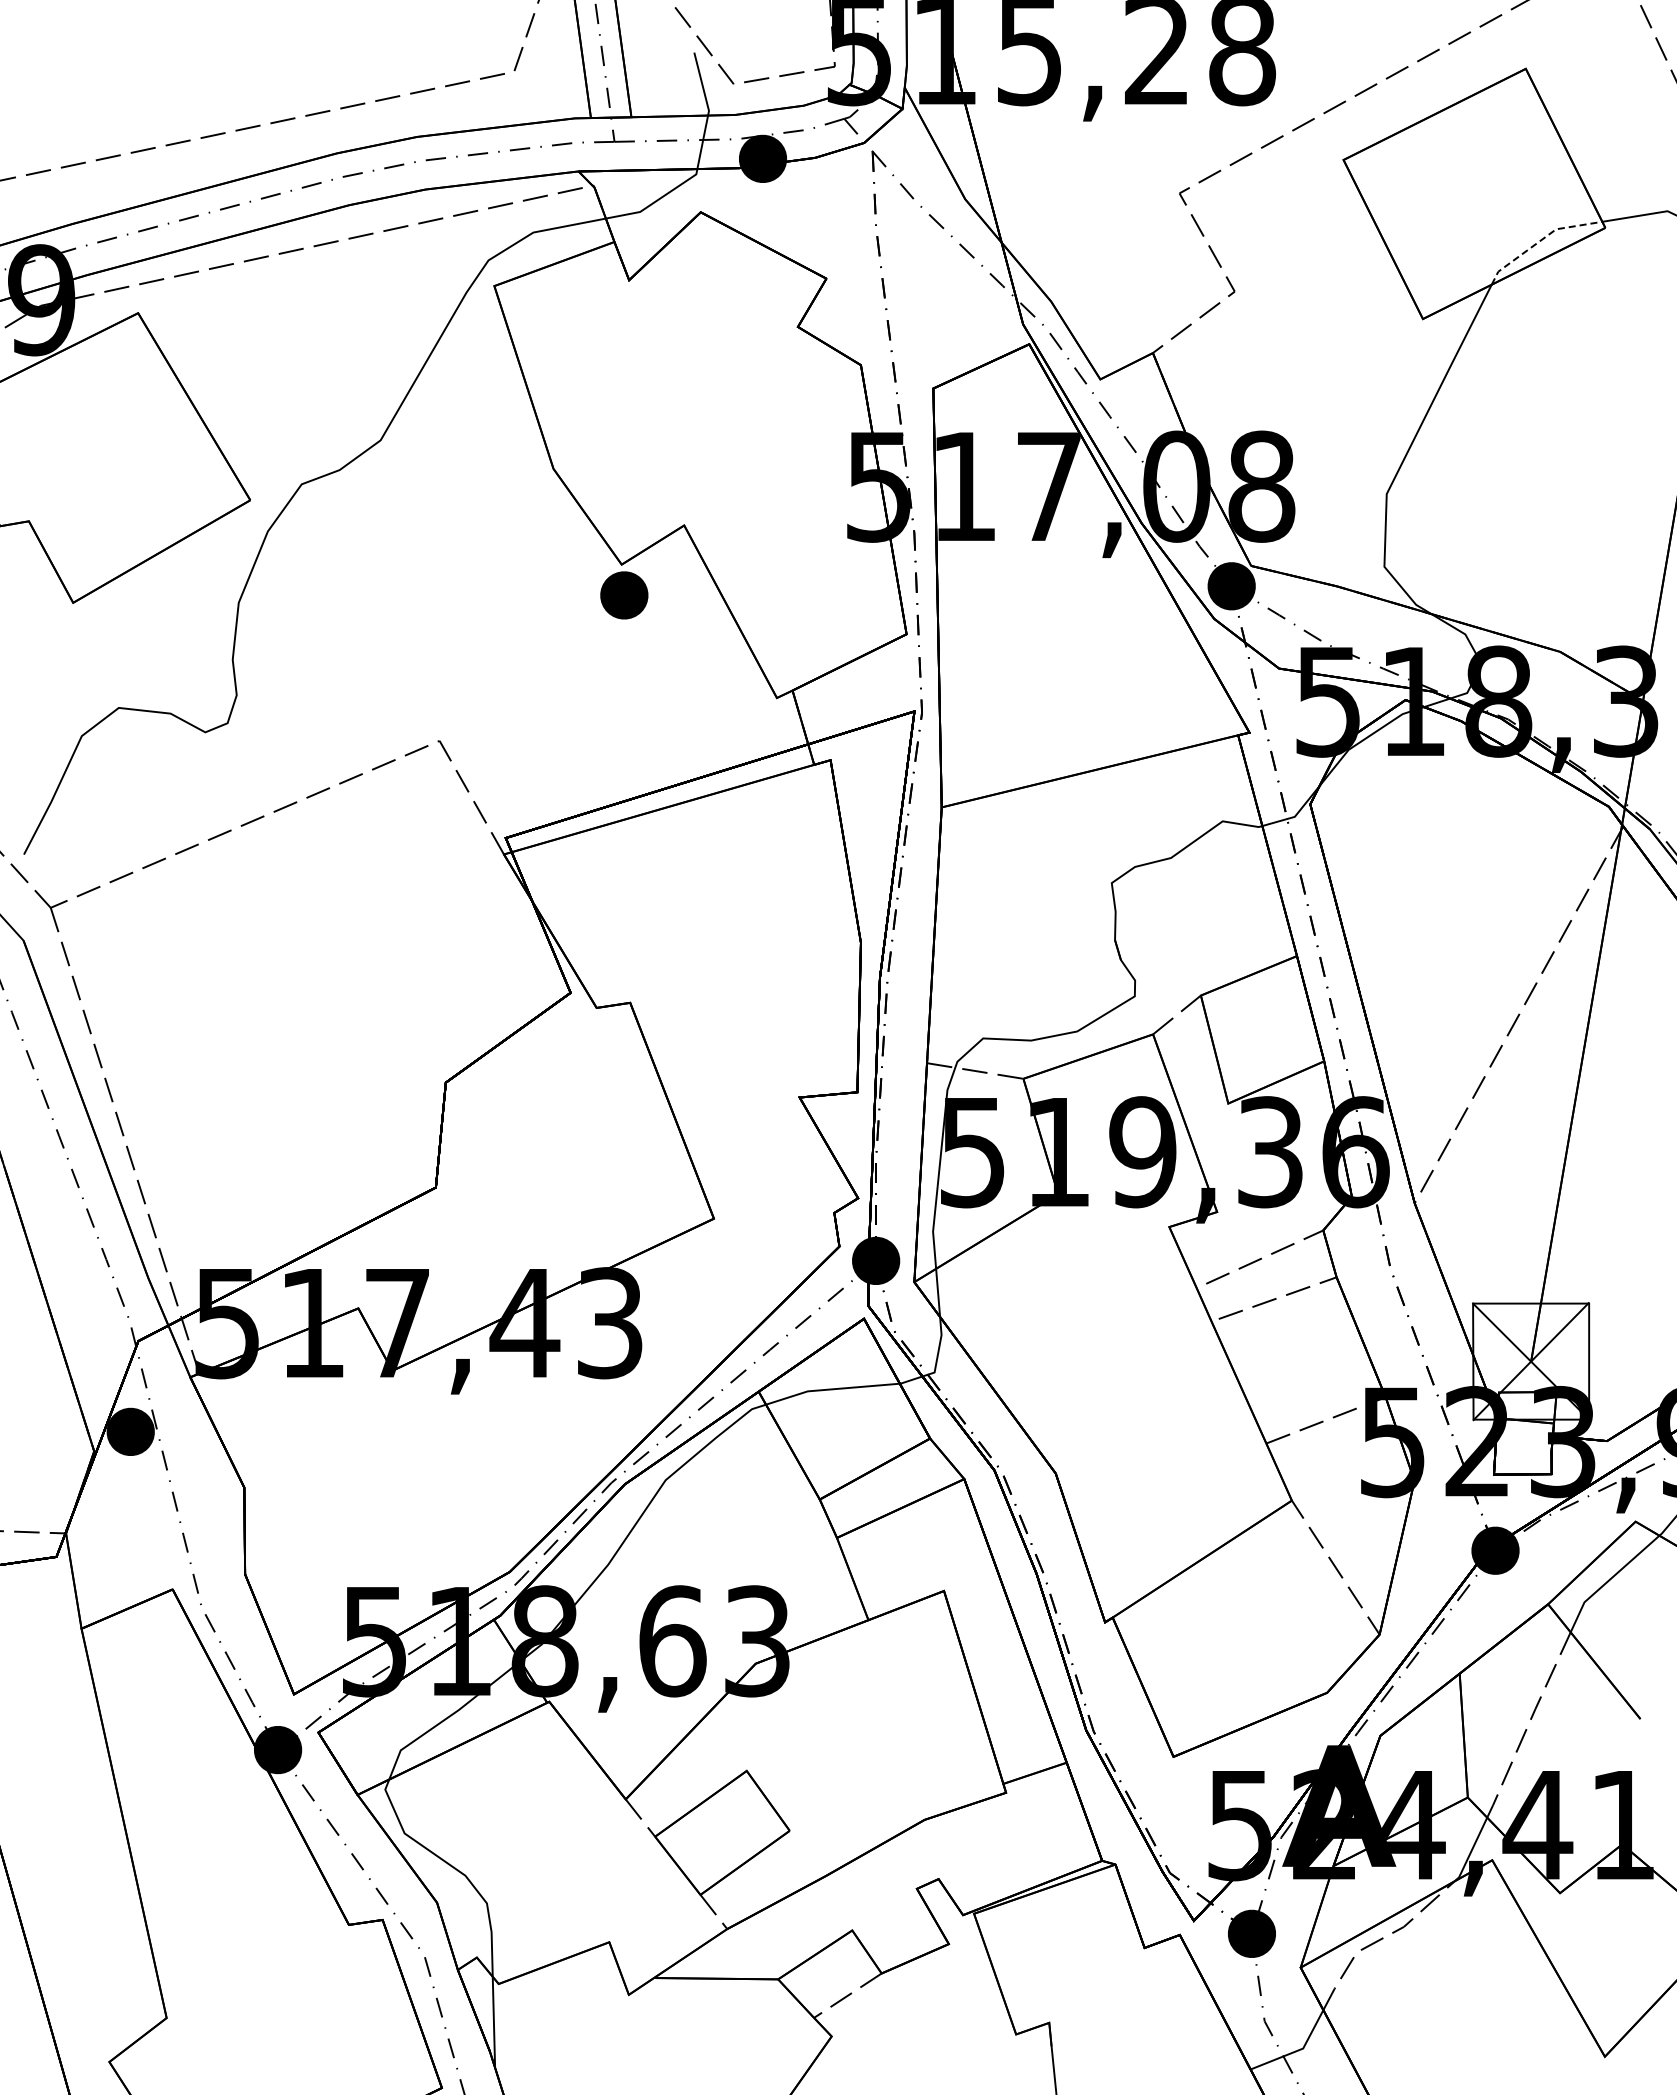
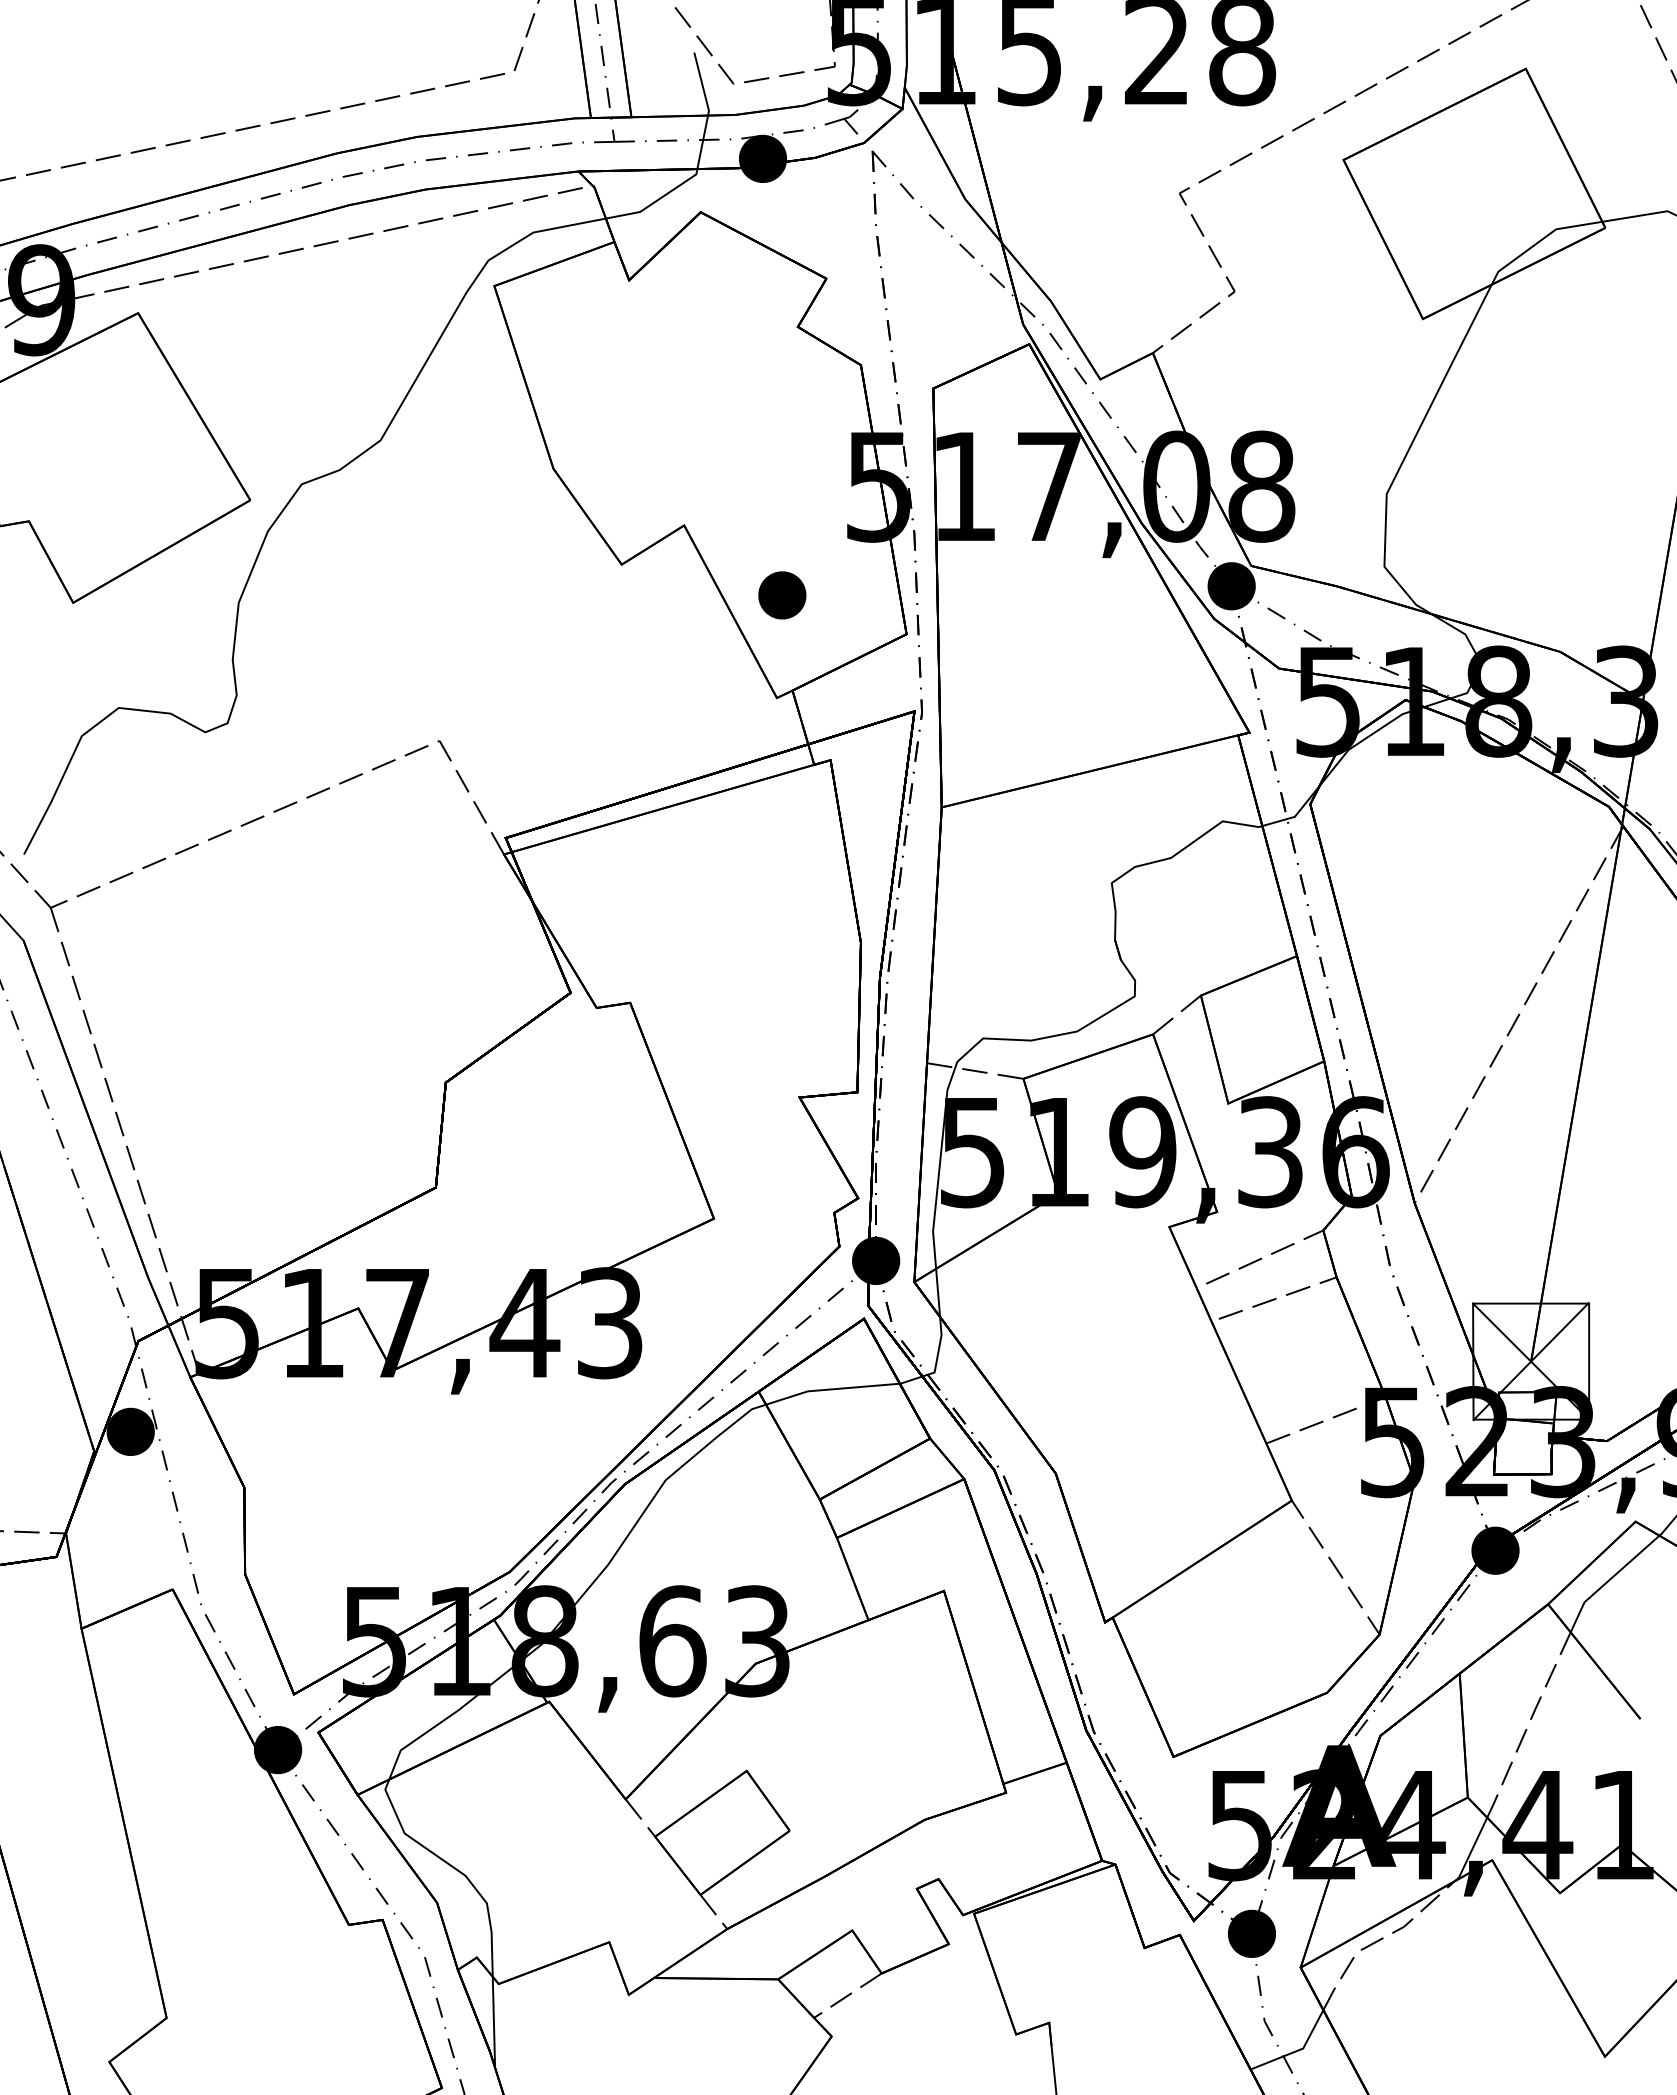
line: dashed -> solid (1540, 241)
part position: (624, 595) -> (782, 595) (782, 595)
